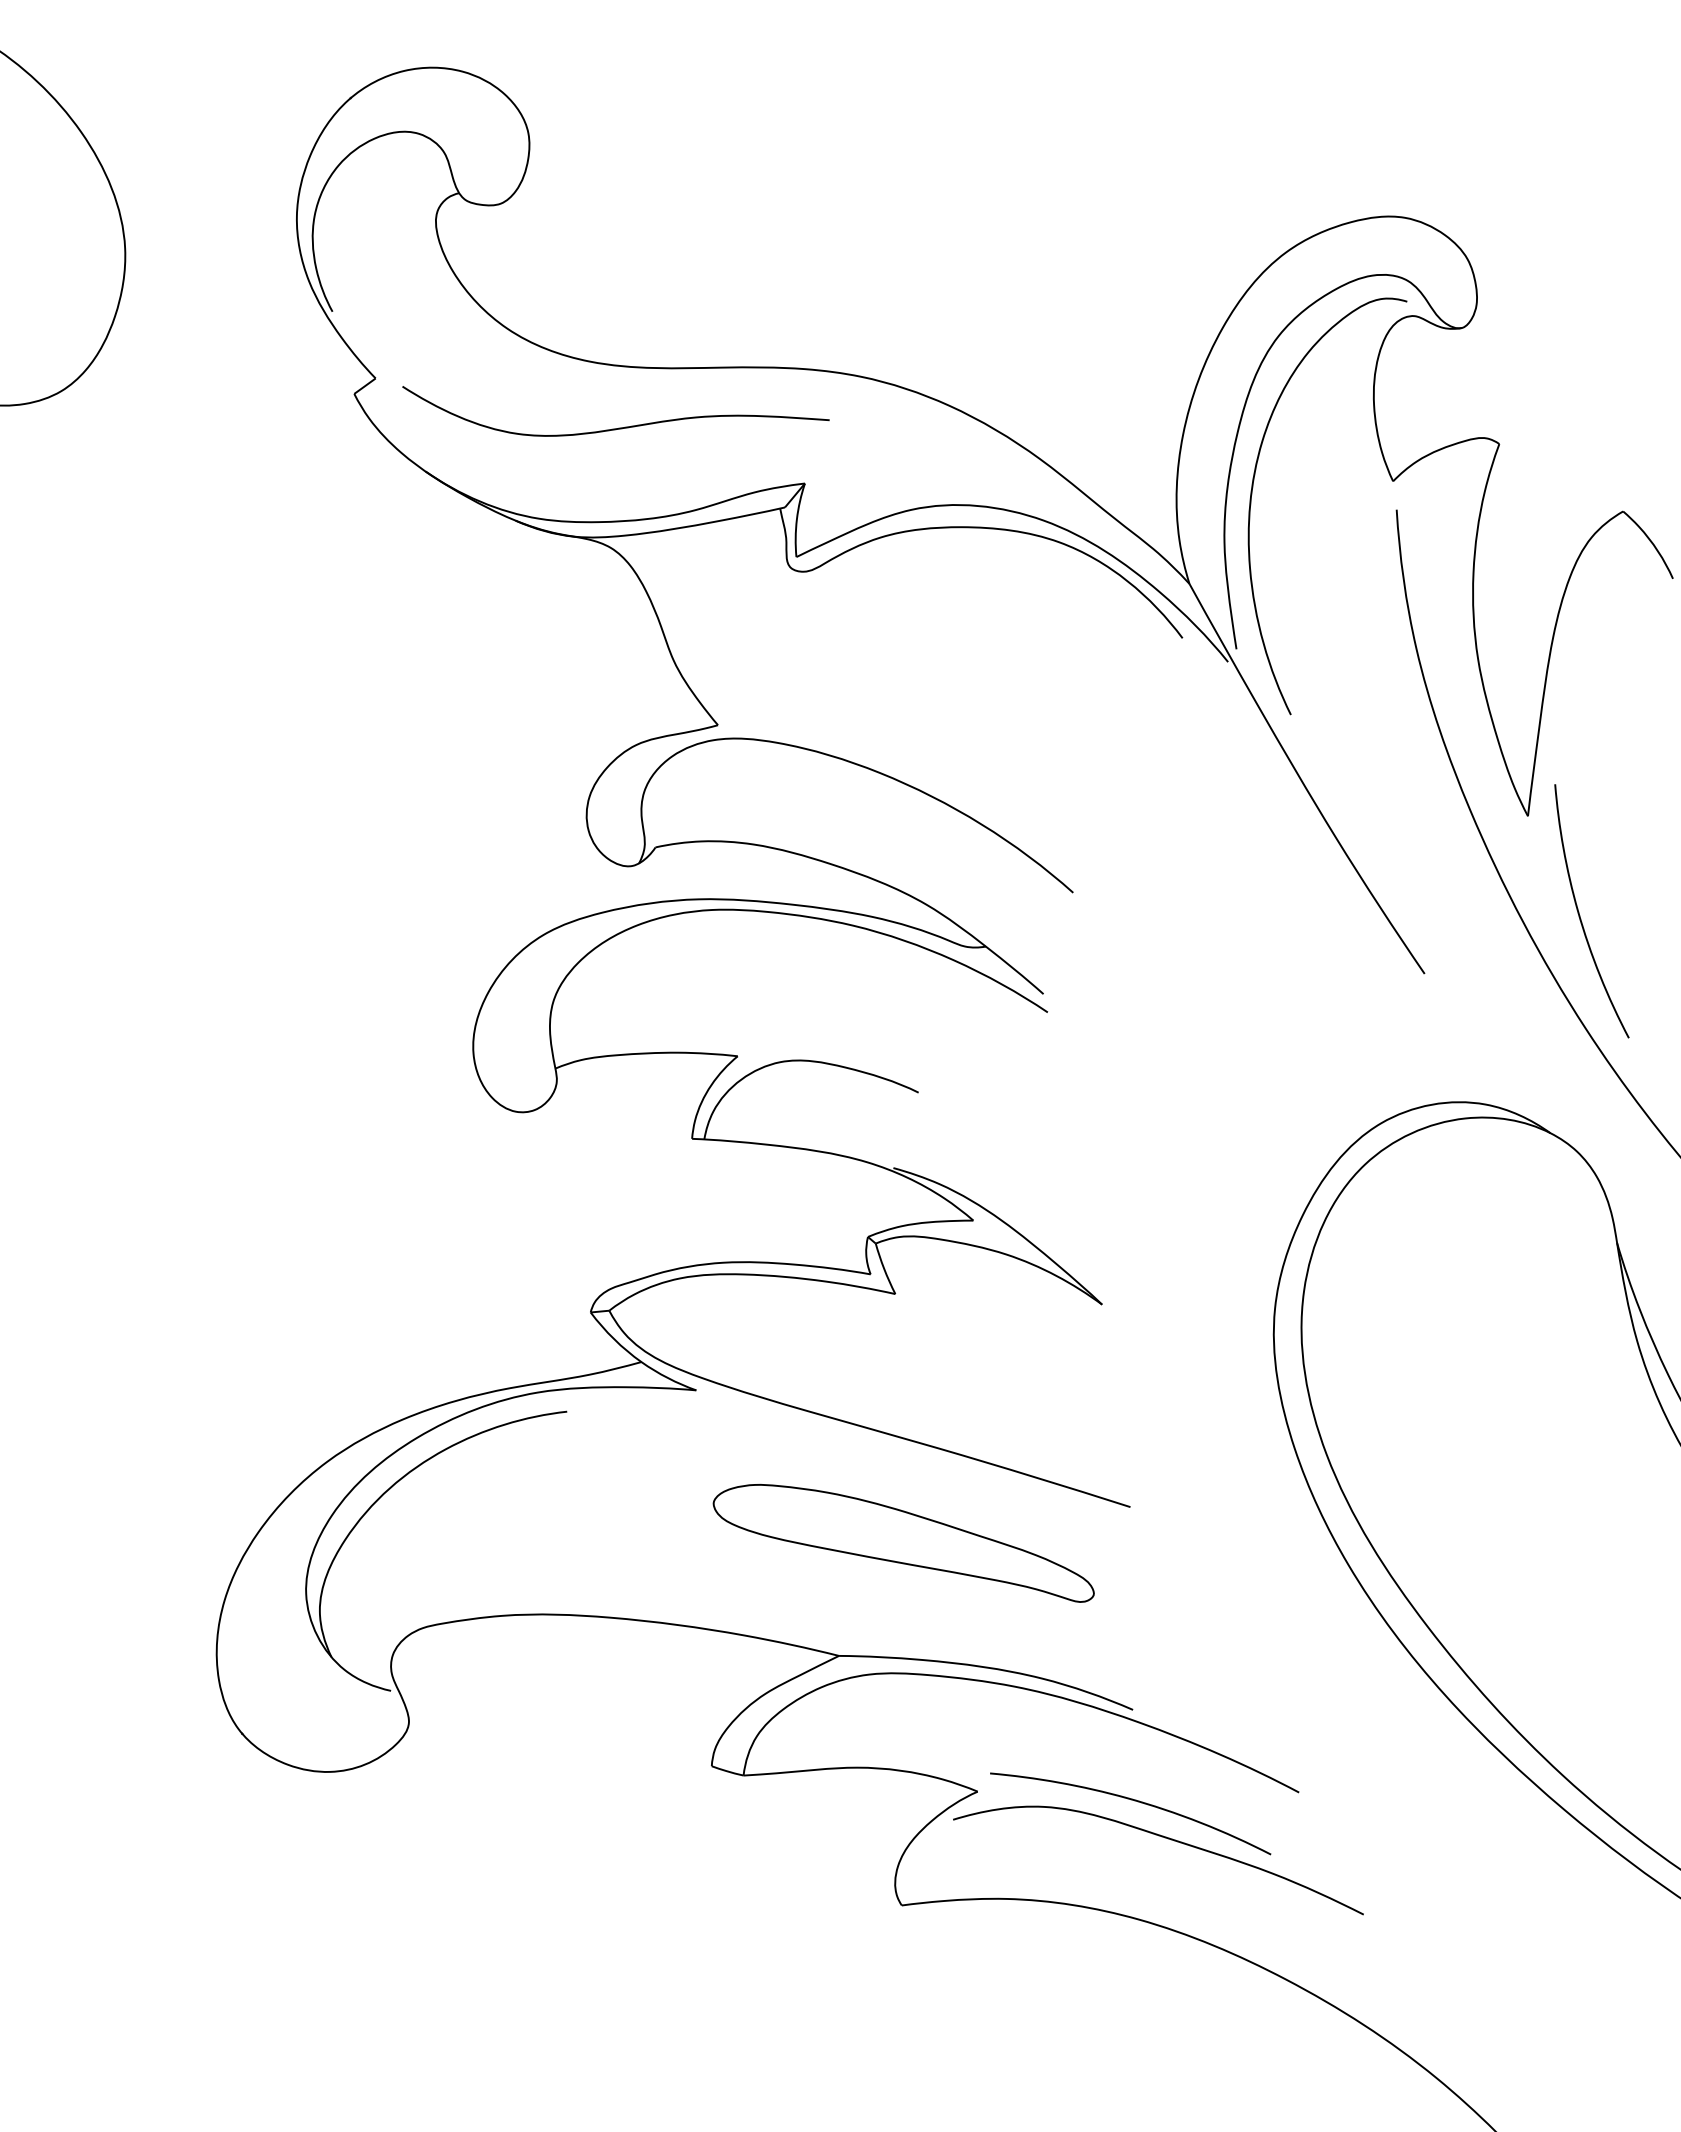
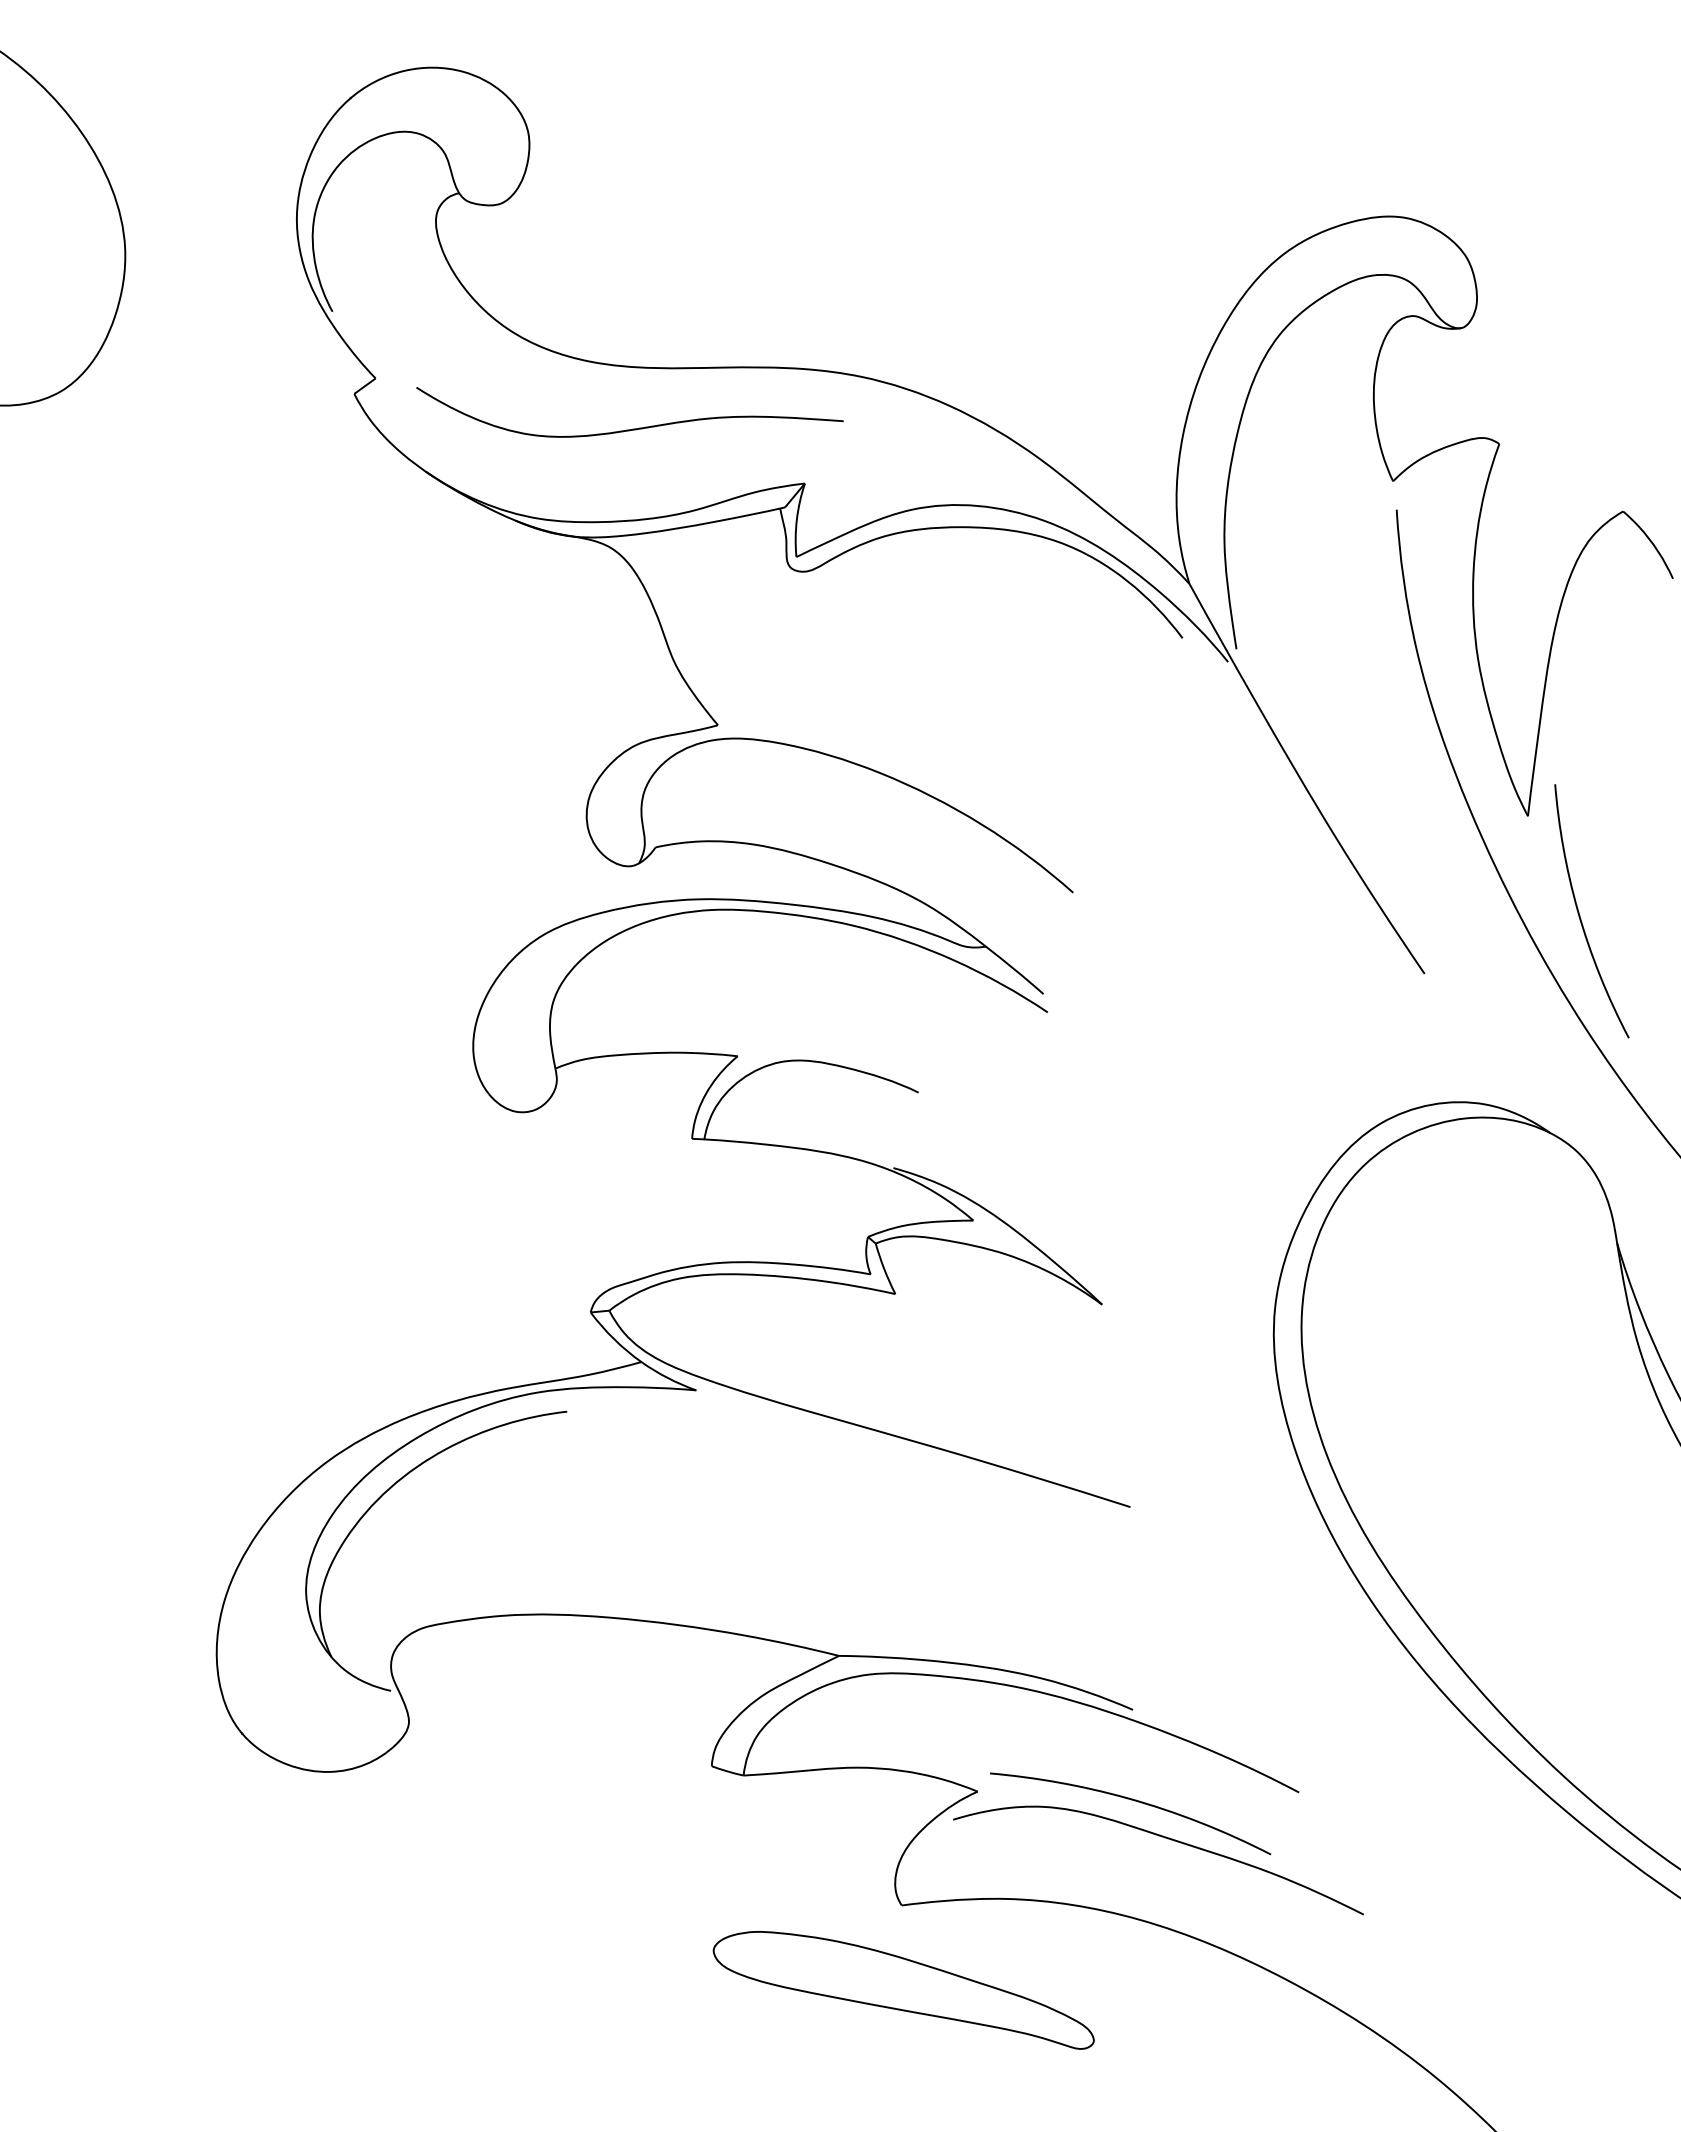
curve position: (618, 427) -> (632, 428) (632, 428)
curve: present -> none (1252, 494)
part position: (903, 1543) -> (903, 1990) (903, 1990)
